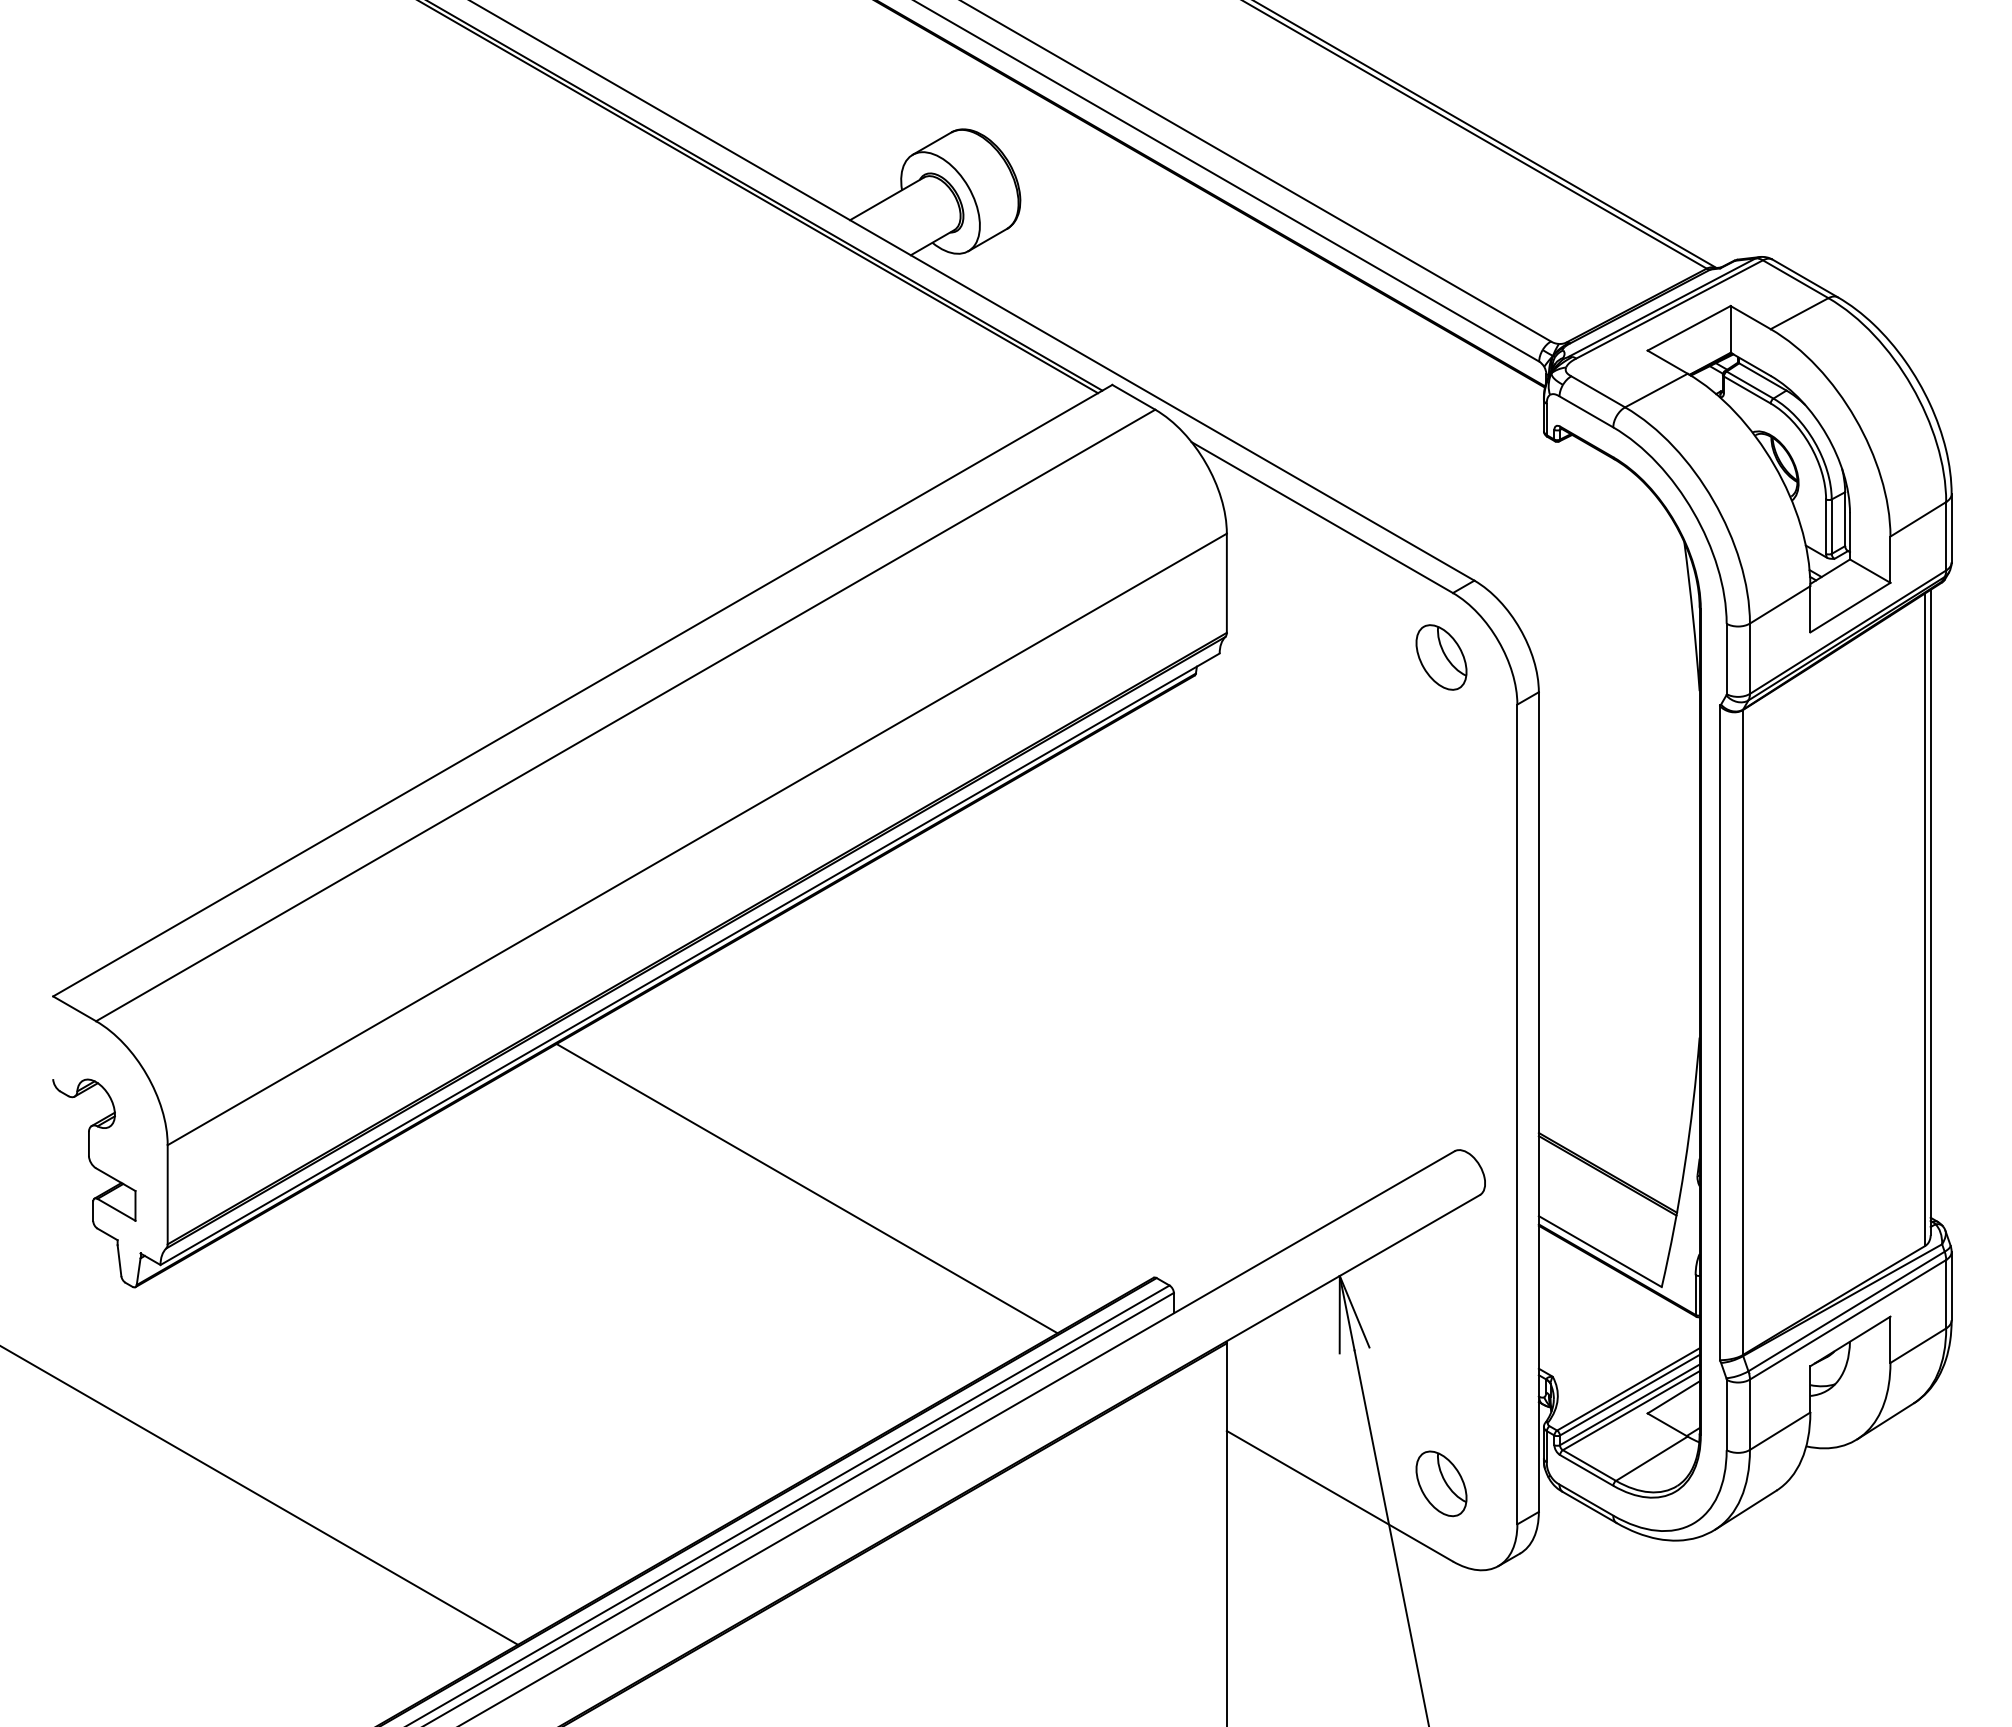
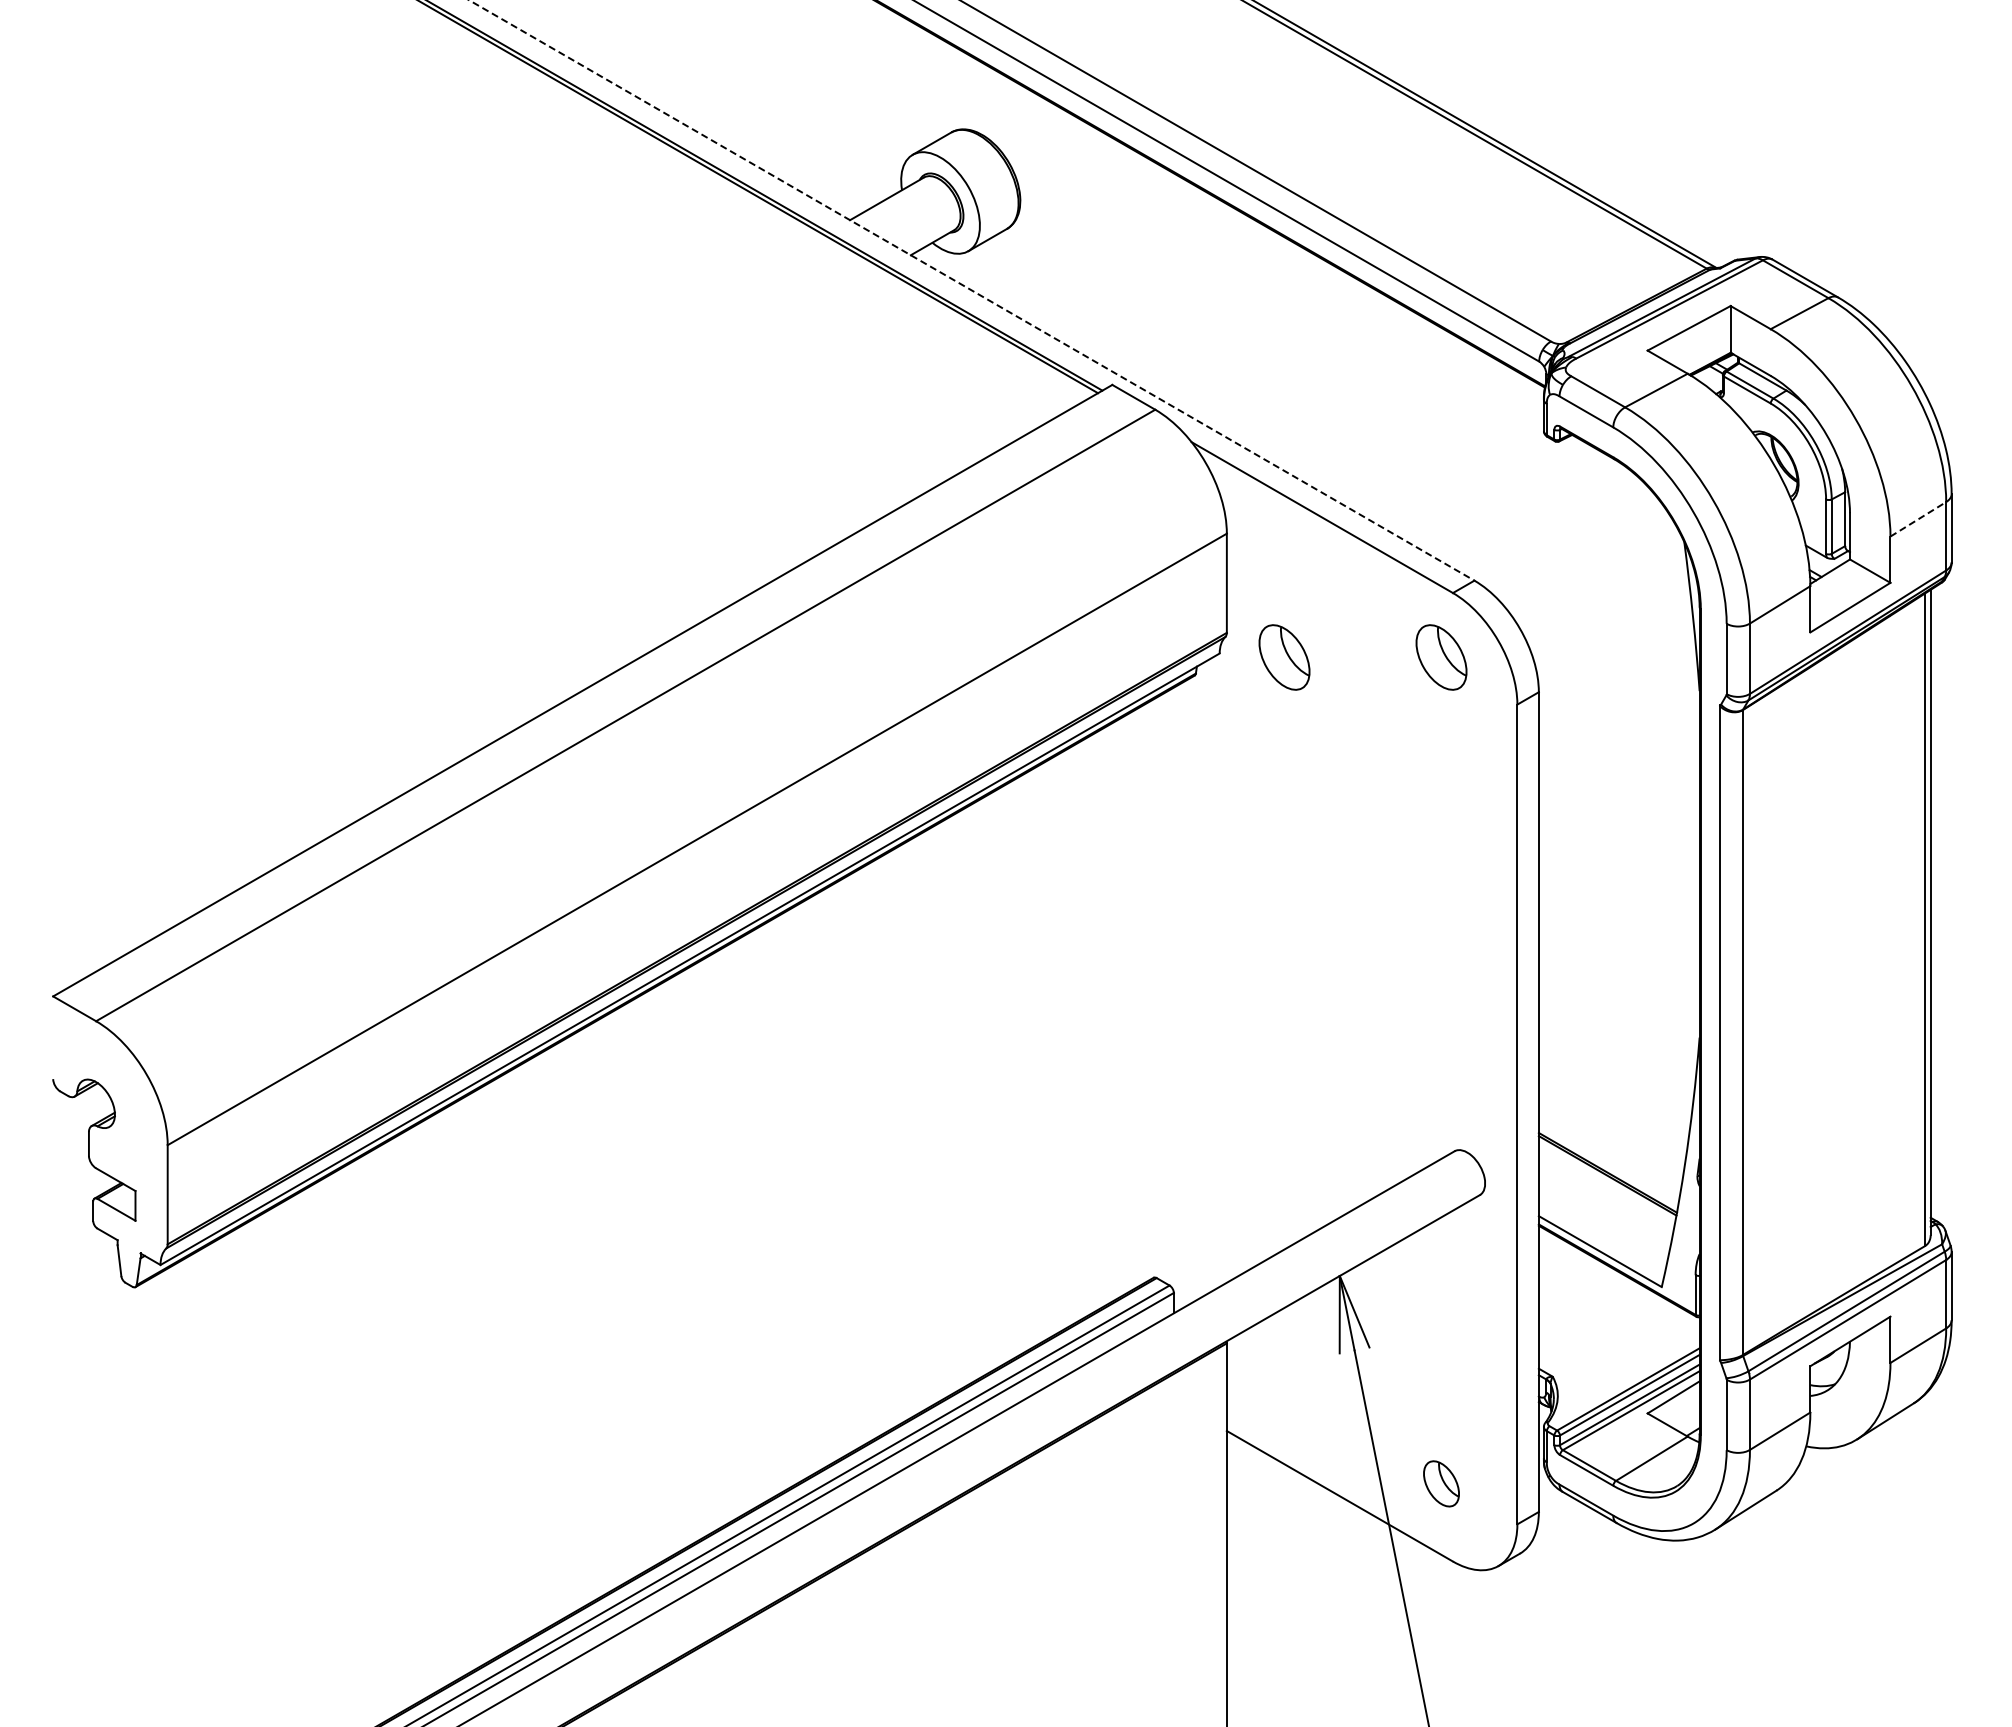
line: solid -> dashed (972, 290)
line: solid -> dashed (1918, 519)
part: none -> present (1284, 657)
line: present -> none (806, 1188)
part size: 53x68 px -> 37x48 px (1441, 1483)
line: present -> none (260, 1495)
